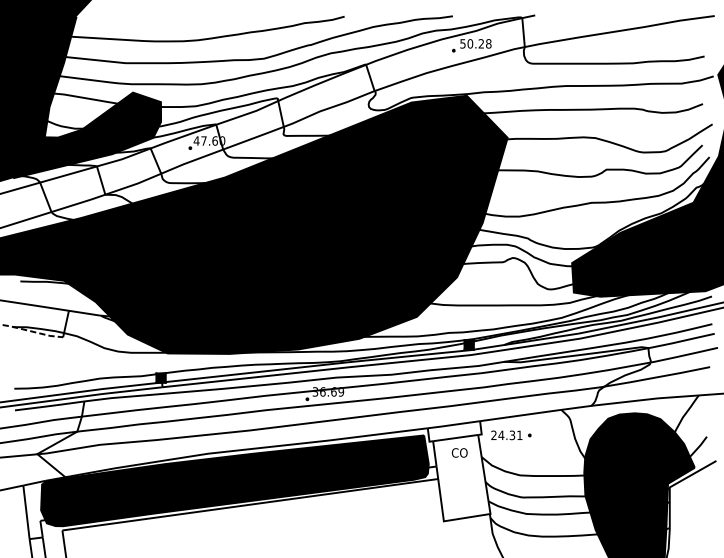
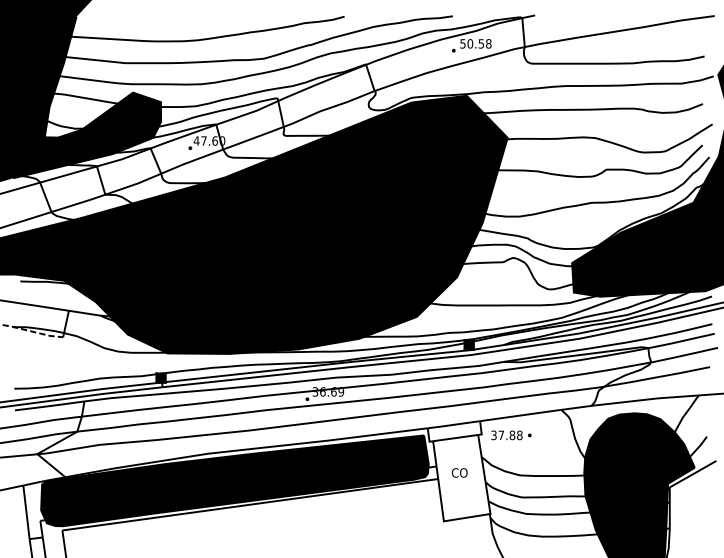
text: 50.28 -> 50.58 (480, 43)
text: 24.31 -> 37.88 (506, 435)
text position: (459, 452) -> (459, 472) (459, 472)
